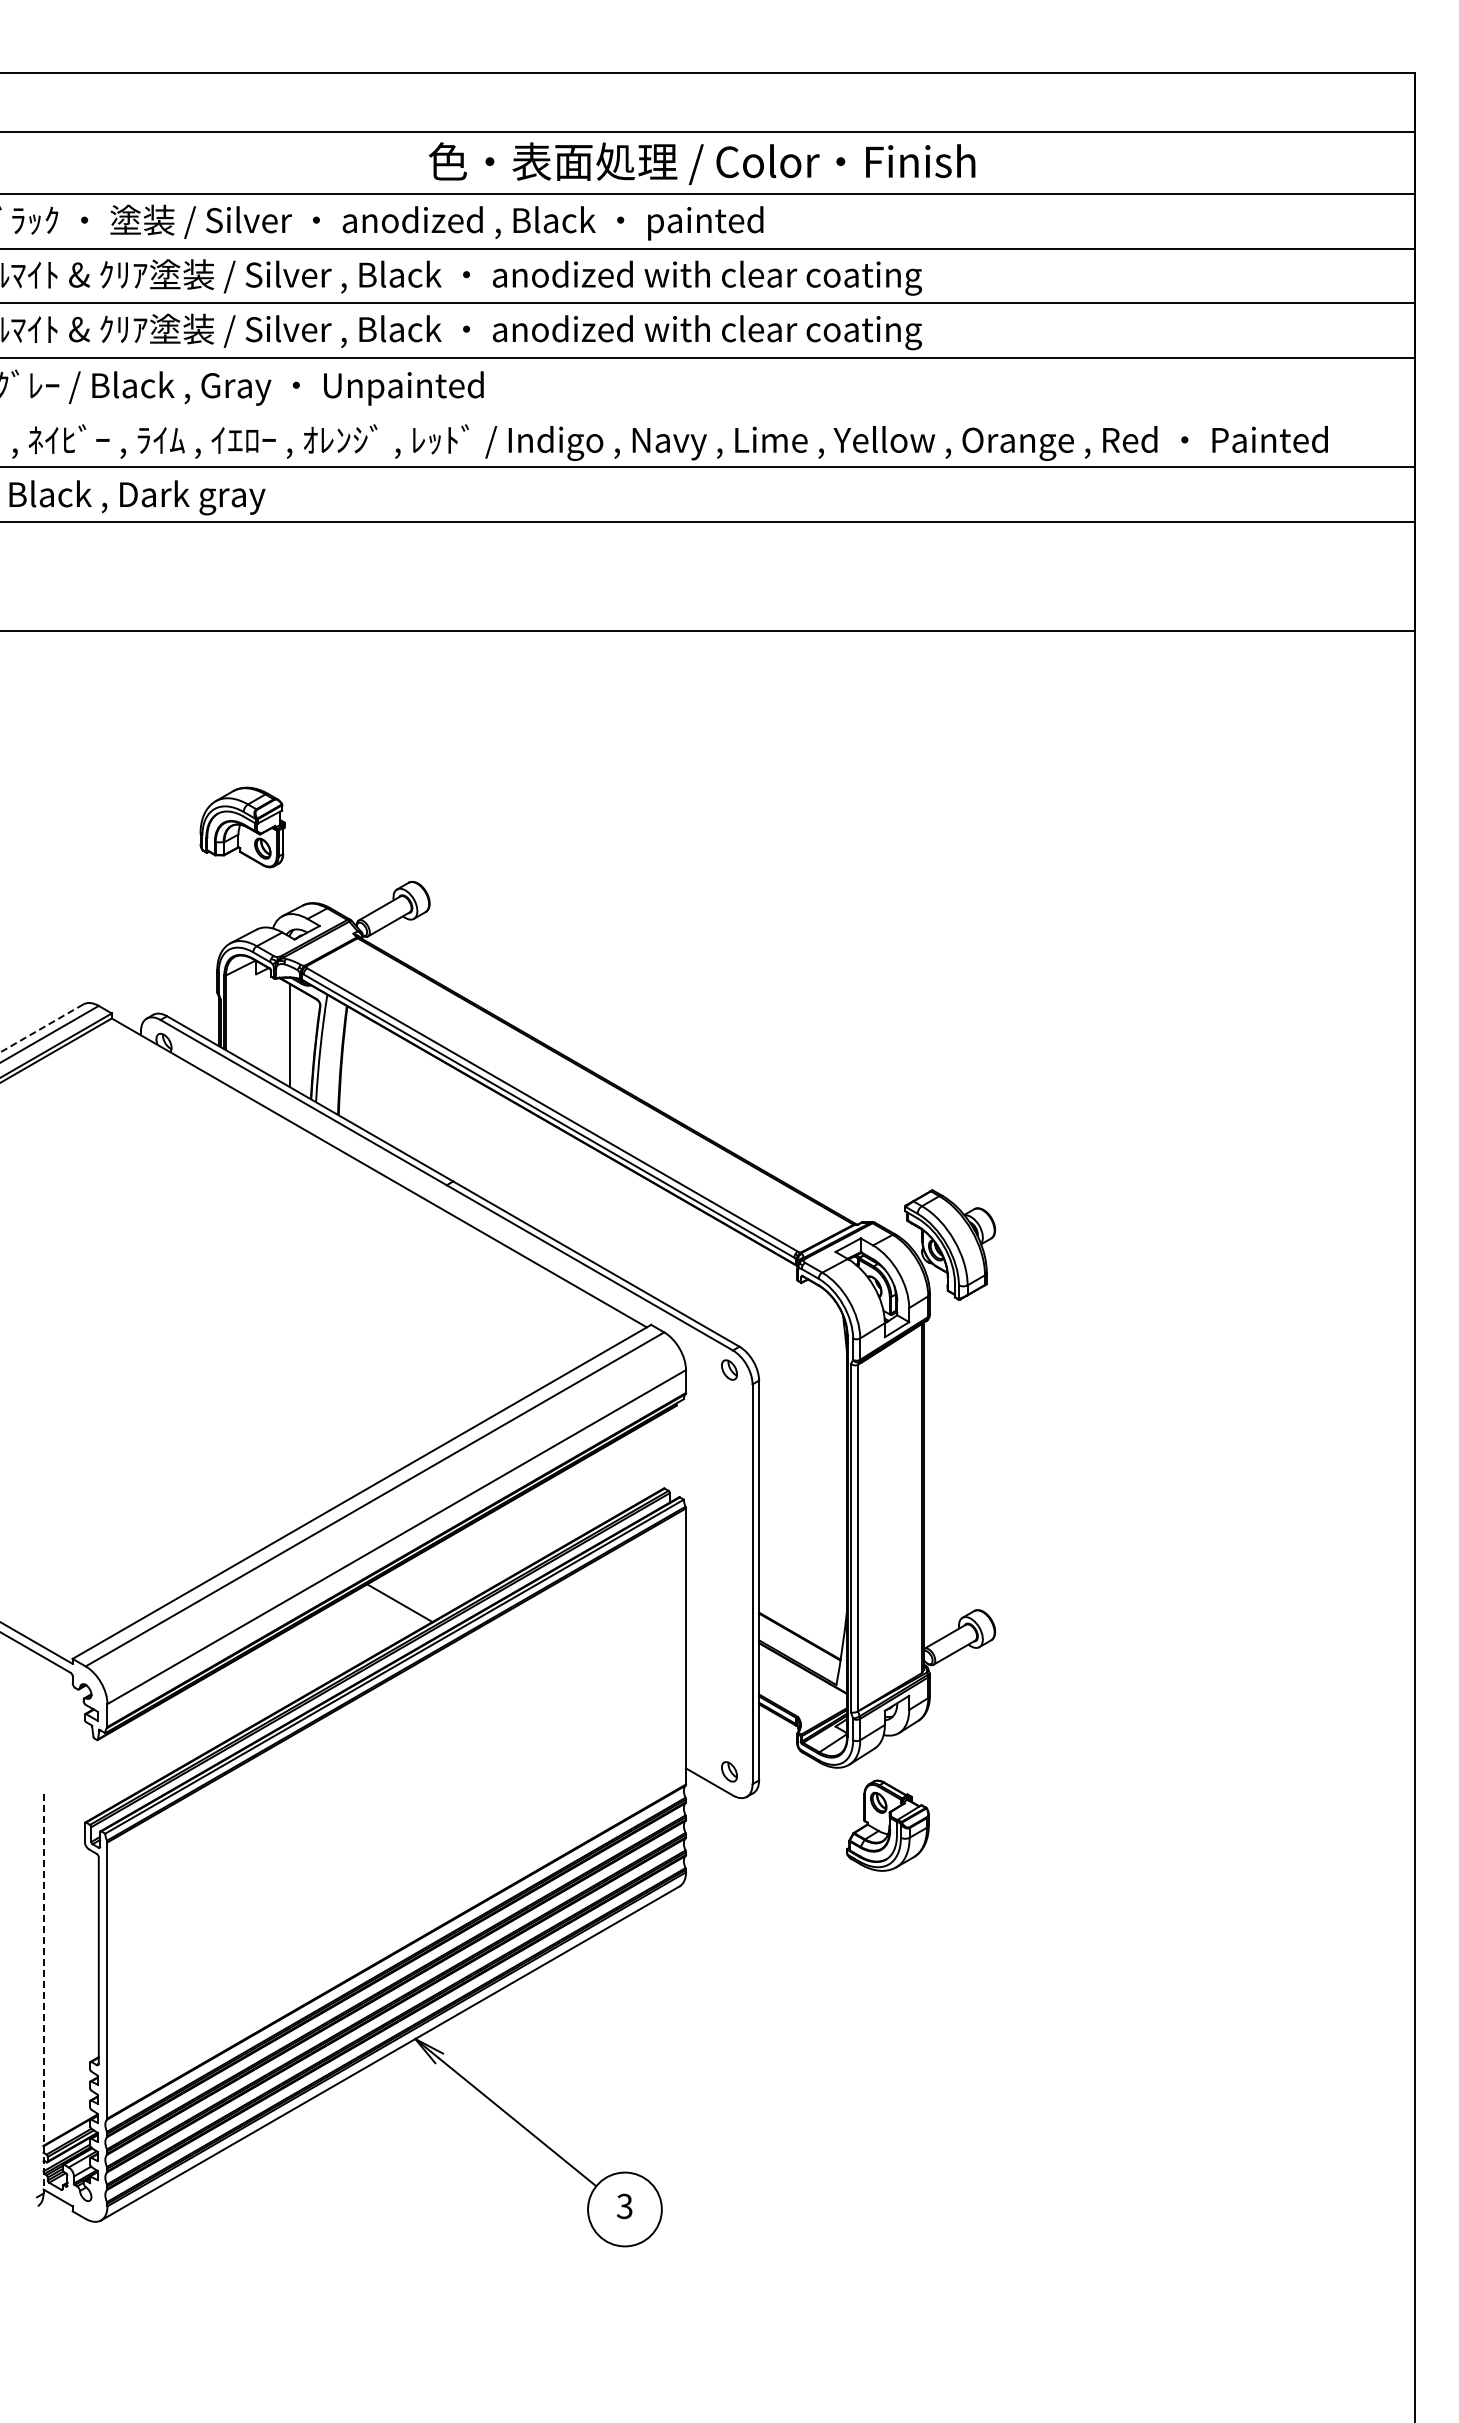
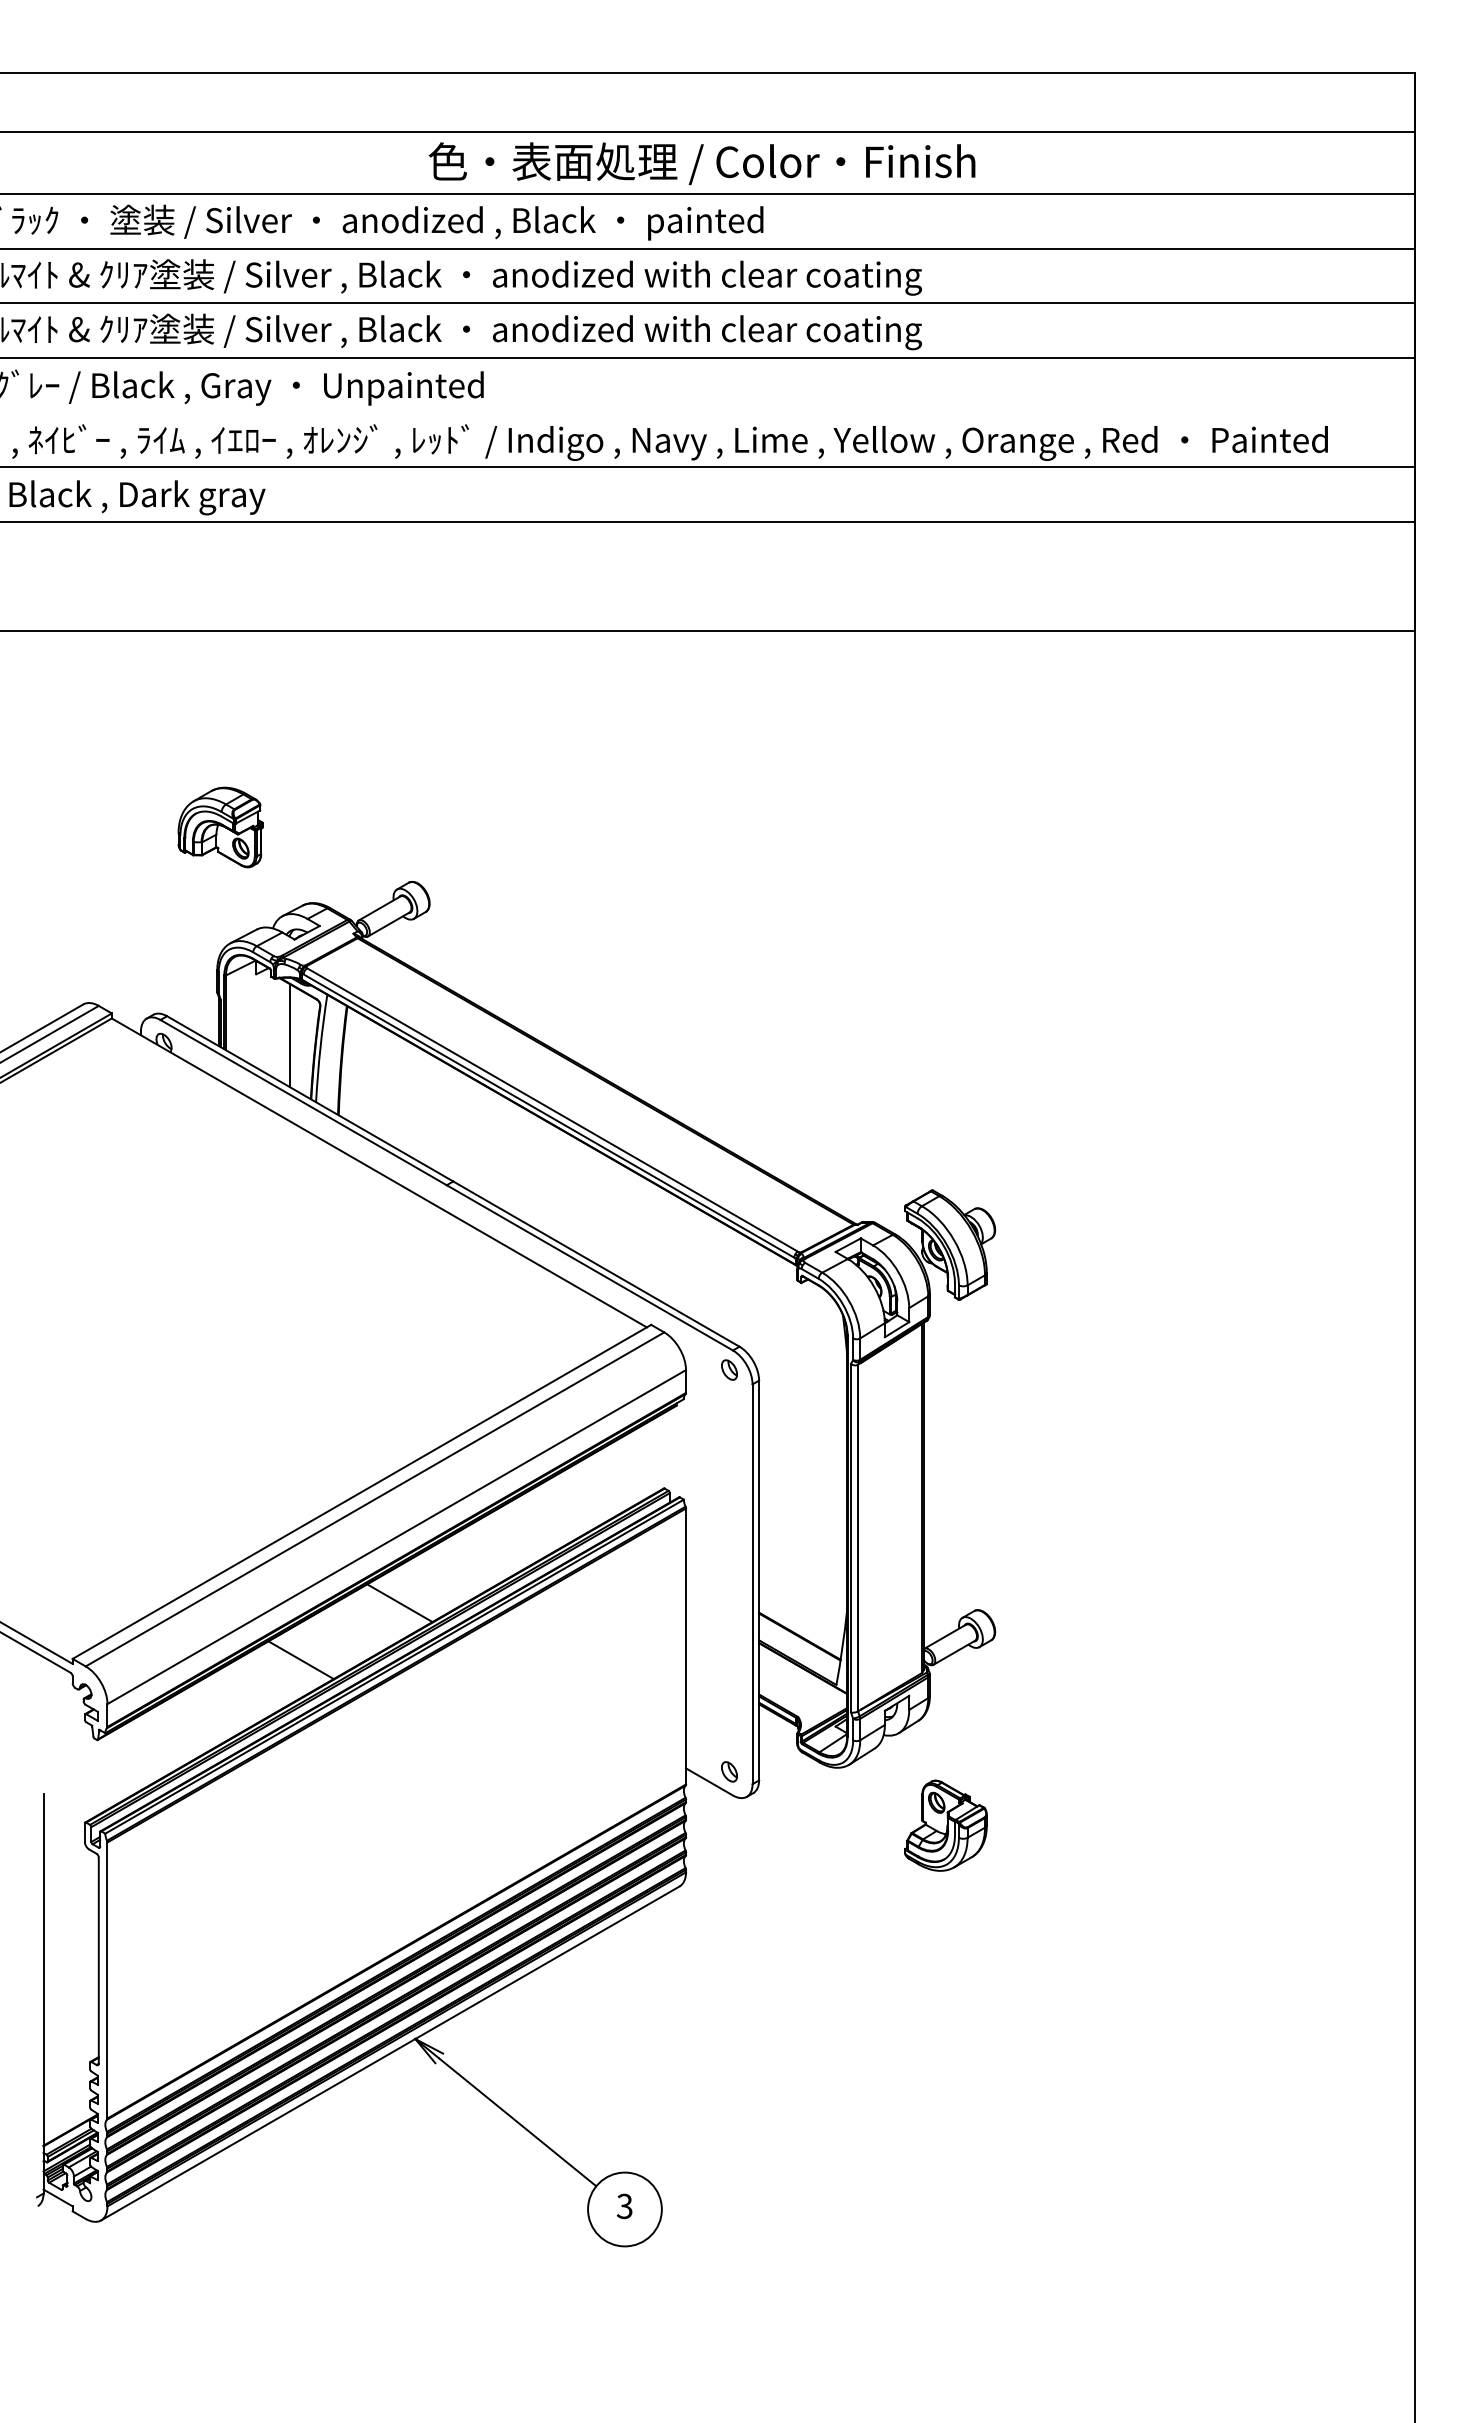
part position: (242, 827) -> (220, 827) (220, 827)
line: dashed -> solid (41, 1028)
line: none -> present (300, 1660)
part position: (887, 1825) -> (945, 1825) (945, 1825)
line: dashed -> solid (43, 1993)
